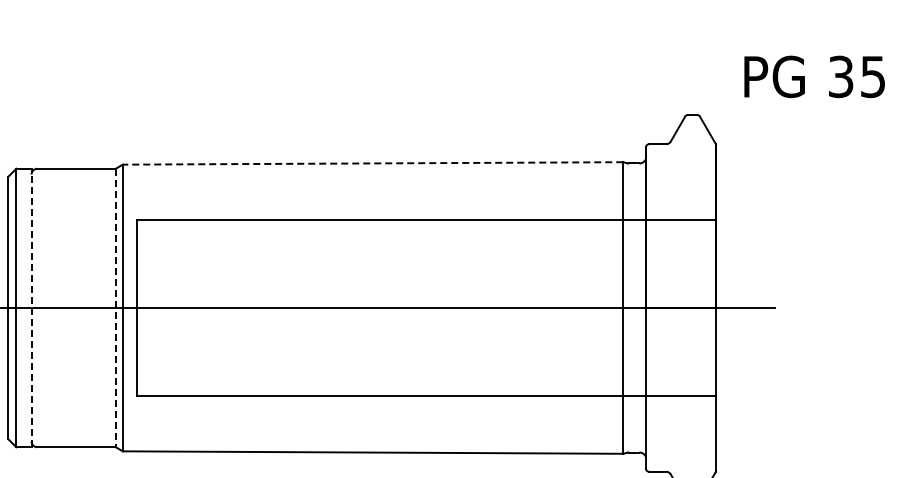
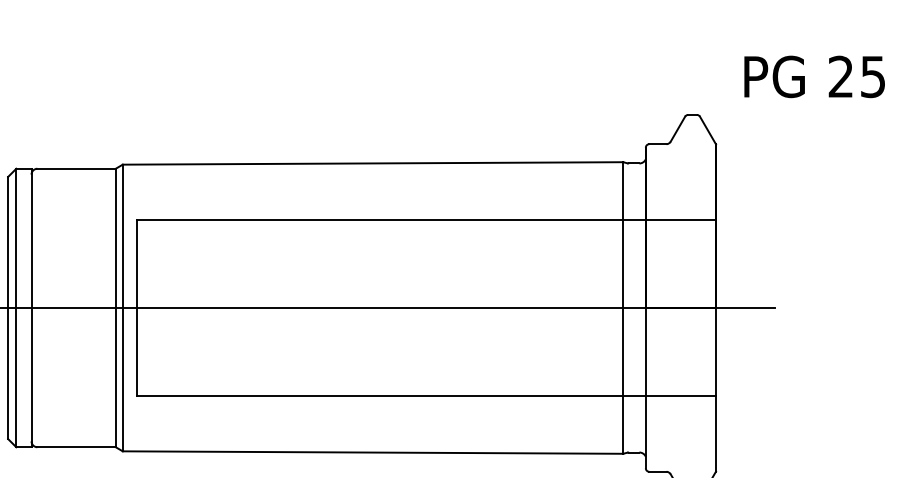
text: 35 -> 25 (840, 76)
line: dashed -> solid (372, 163)
line: dashed -> solid (31, 307)
line: dashed -> solid (115, 308)
